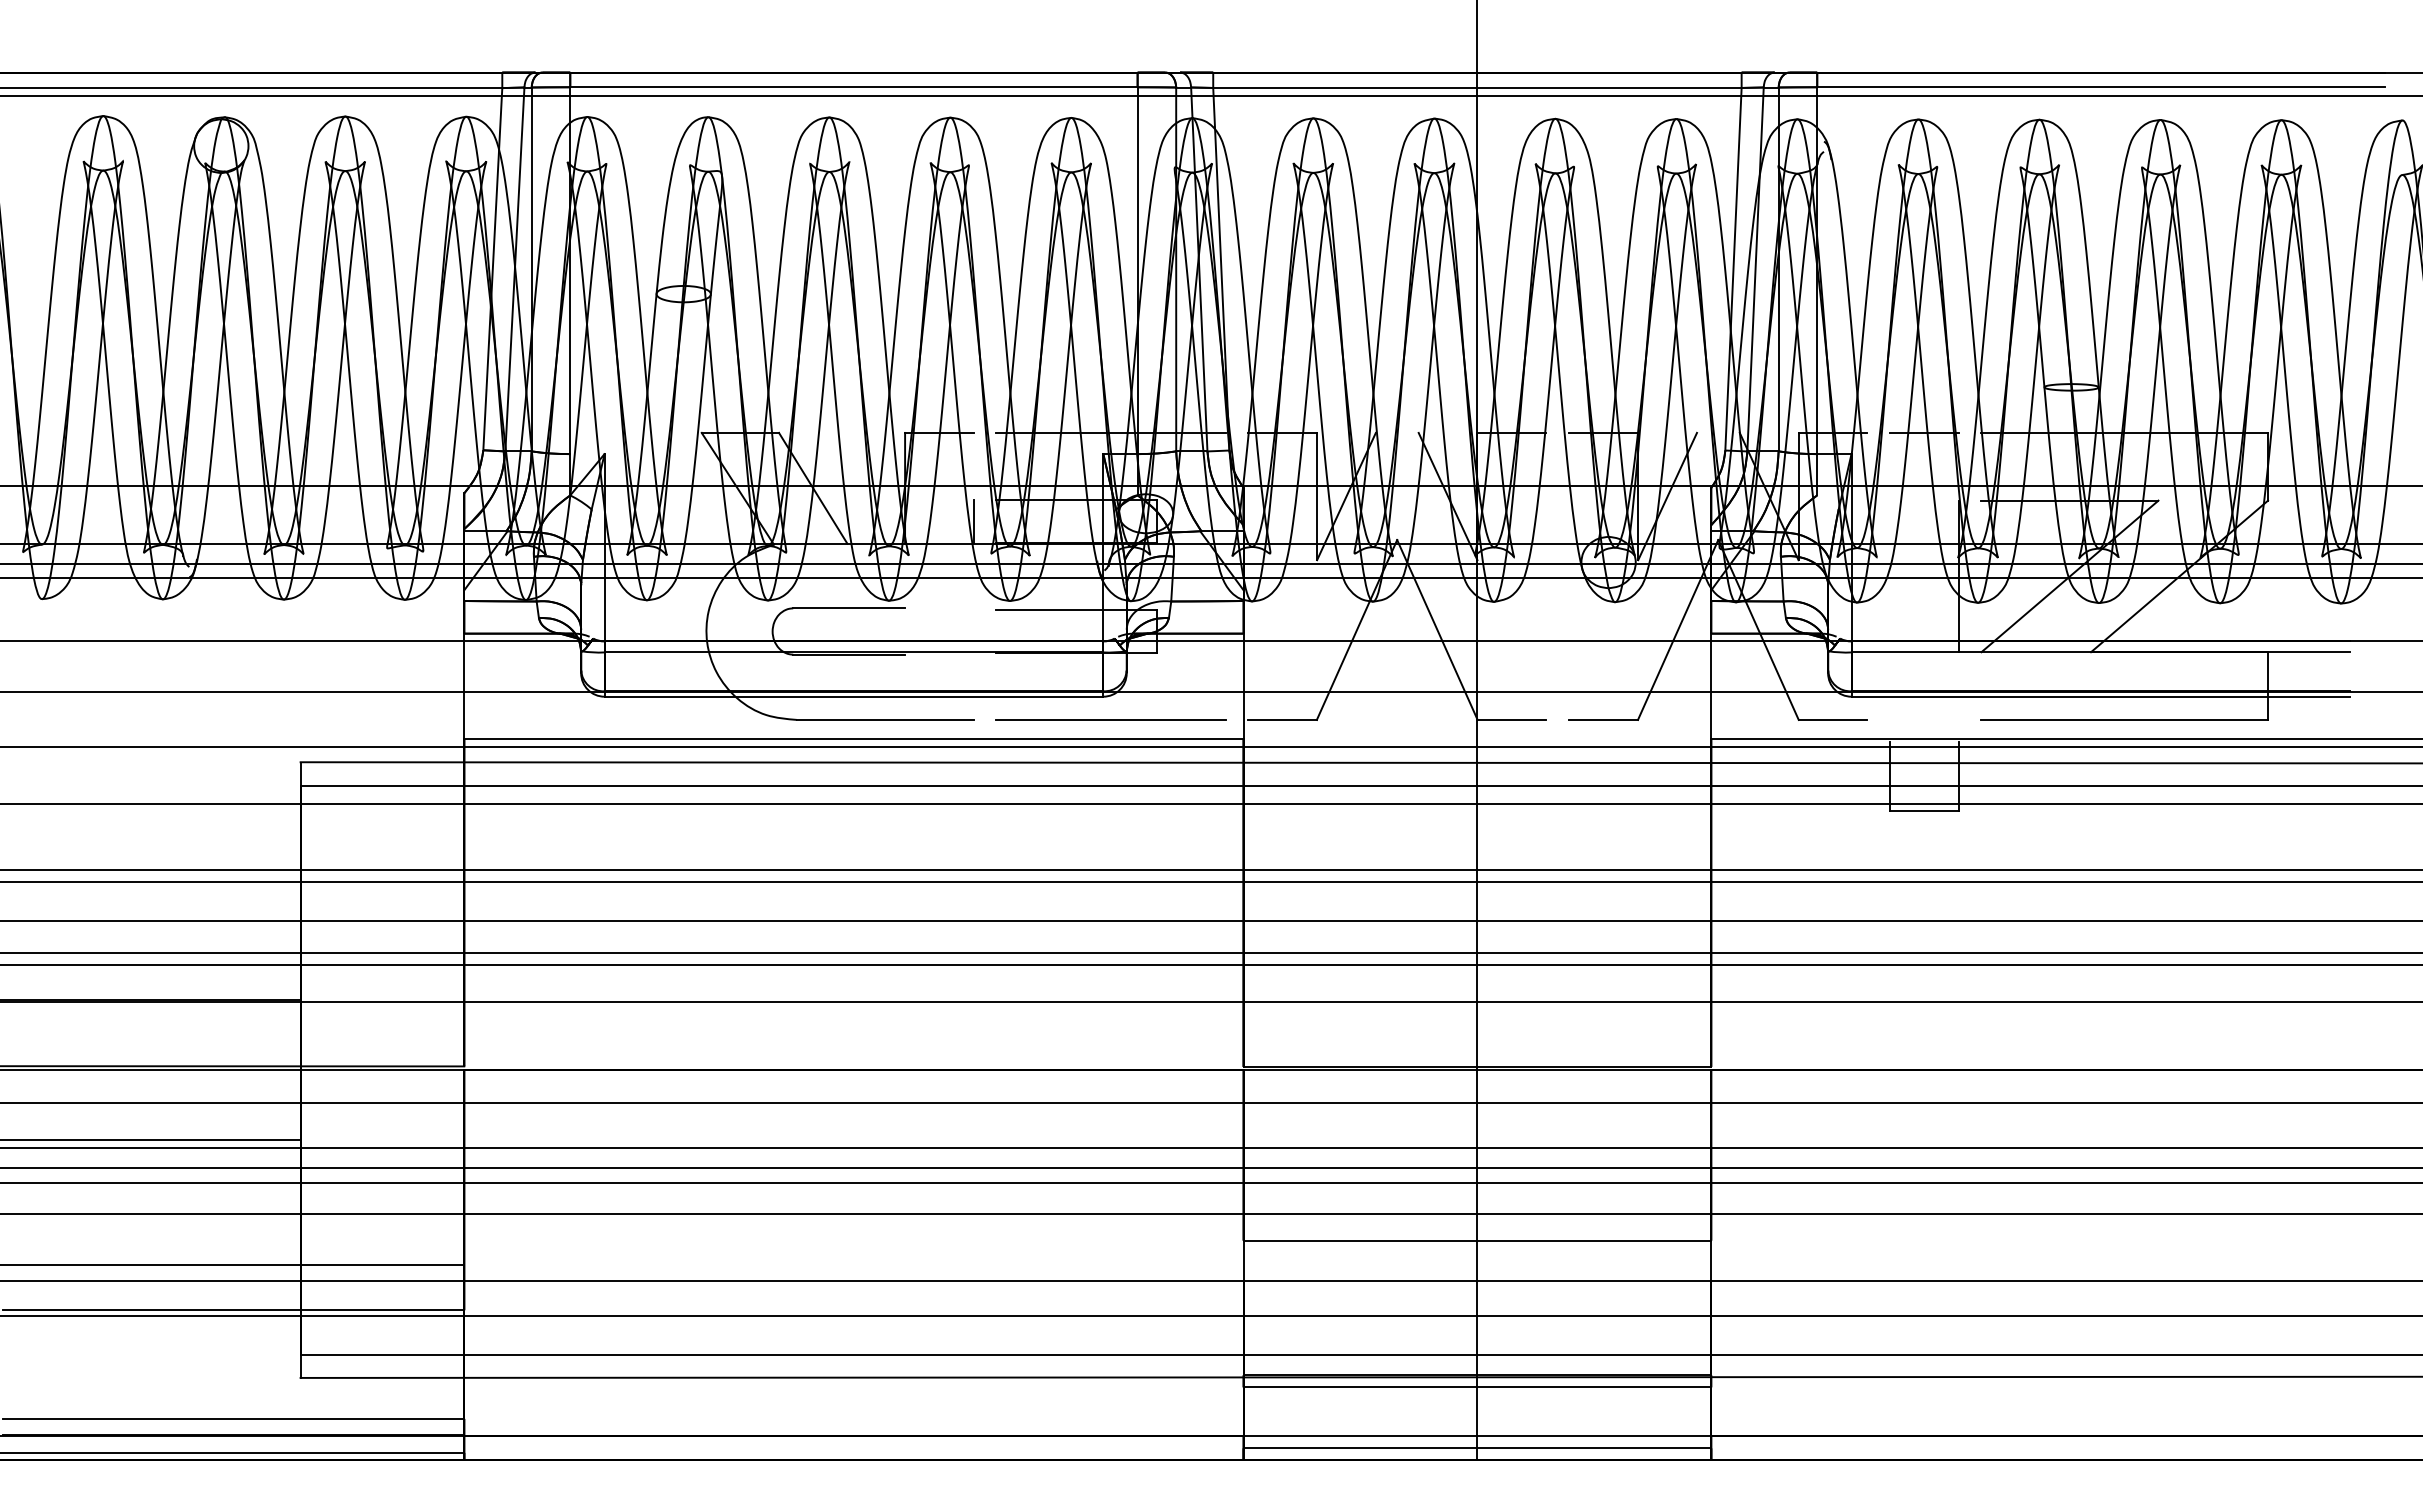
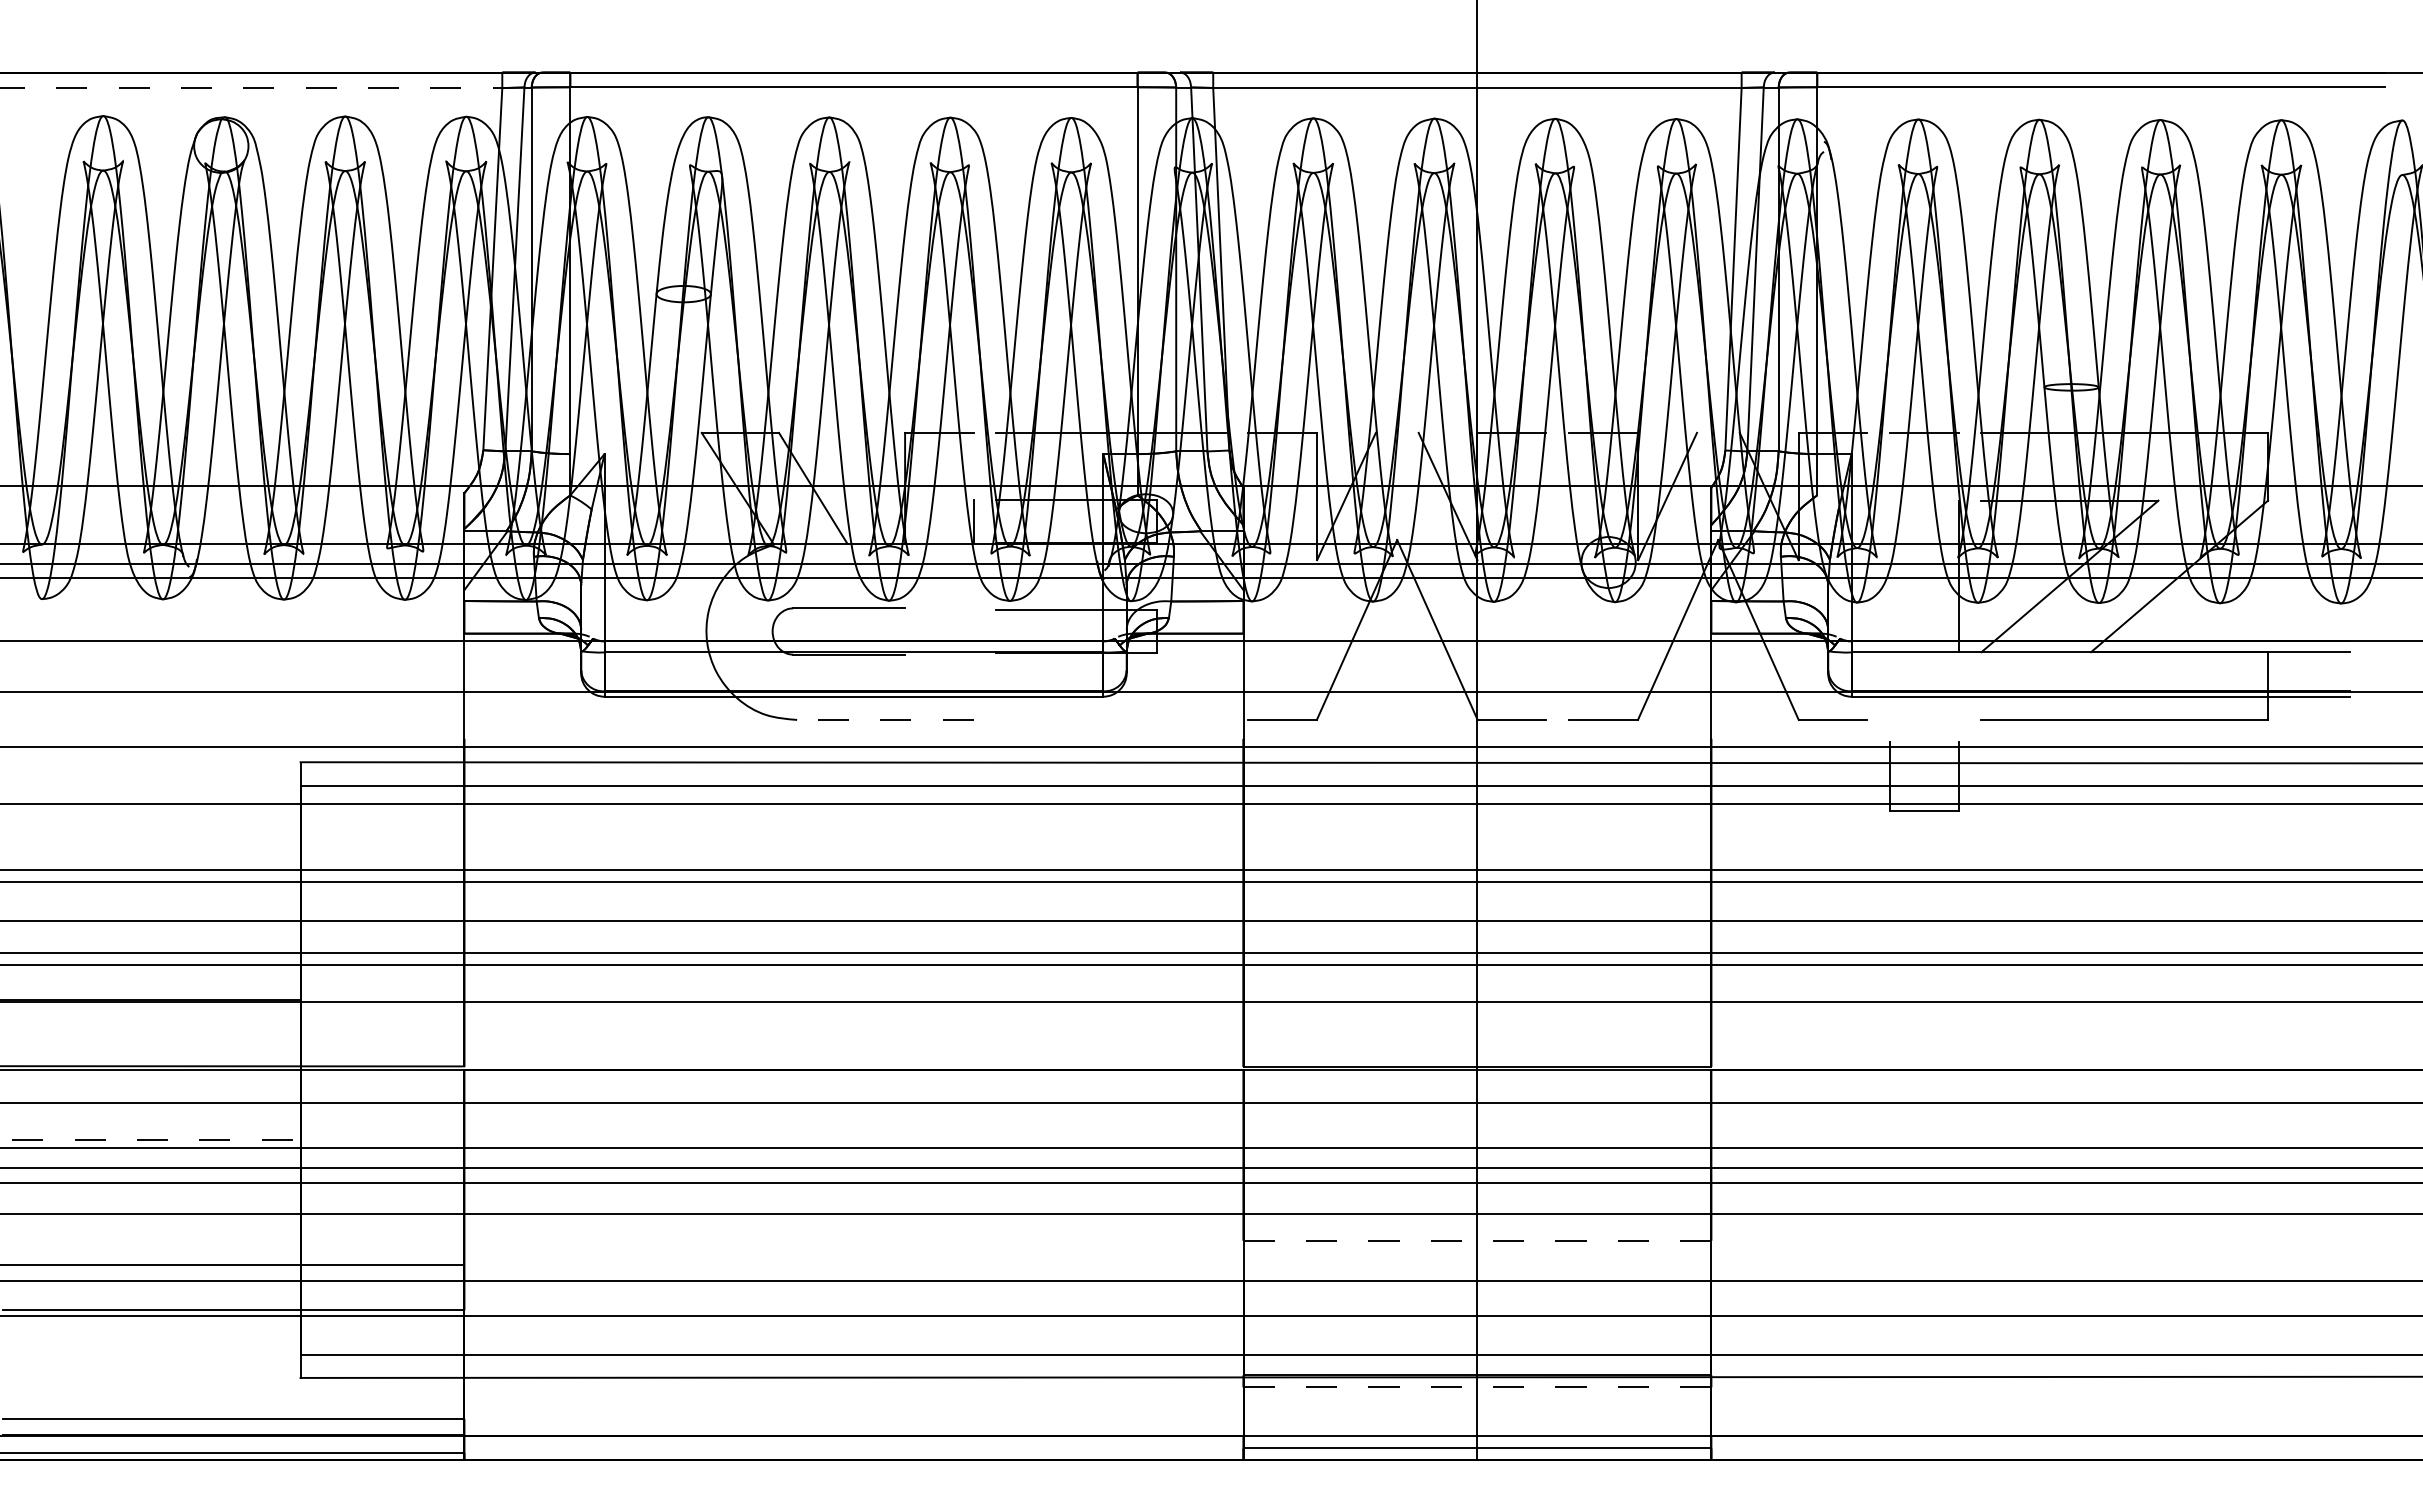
line: solid -> dashed (251, 88)
line: present -> none (1210, 95)
line: solid -> dashed (884, 719)
line: present -> none (1110, 719)
line: present -> none (853, 738)
line: present -> none (2065, 738)
line: solid -> dashed (150, 1140)
line: solid -> dashed (1477, 1240)
line: solid -> dashed (1477, 1387)
